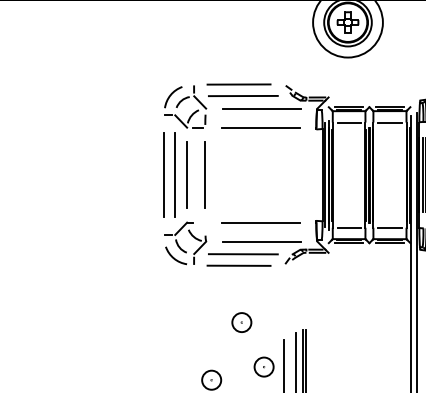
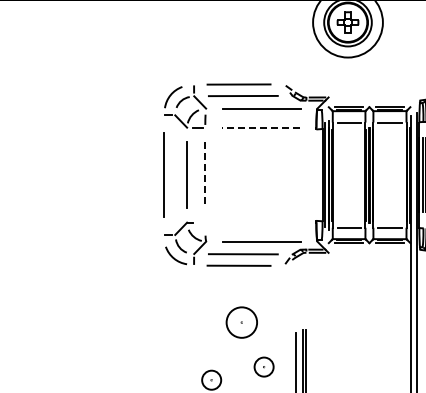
line: solid -> dashed (260, 127)
line: present -> none (174, 174)
line: solid -> dashed (205, 175)
line: present -> none (260, 222)
circle diameter: 19 px -> 31 px (241, 322)
line: present -> none (284, 364)
